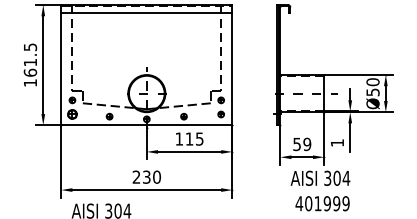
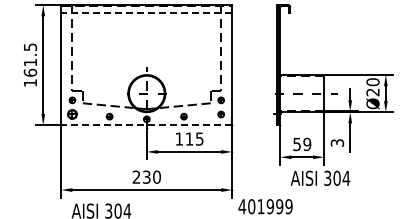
line: solid -> dashed (146, 12)
text: Ø50 -> Ø20 (372, 92)
line: solid -> dashed (146, 125)
text: 1 -> 3 (337, 142)
text position: (322, 203) -> (265, 206) (265, 206)
